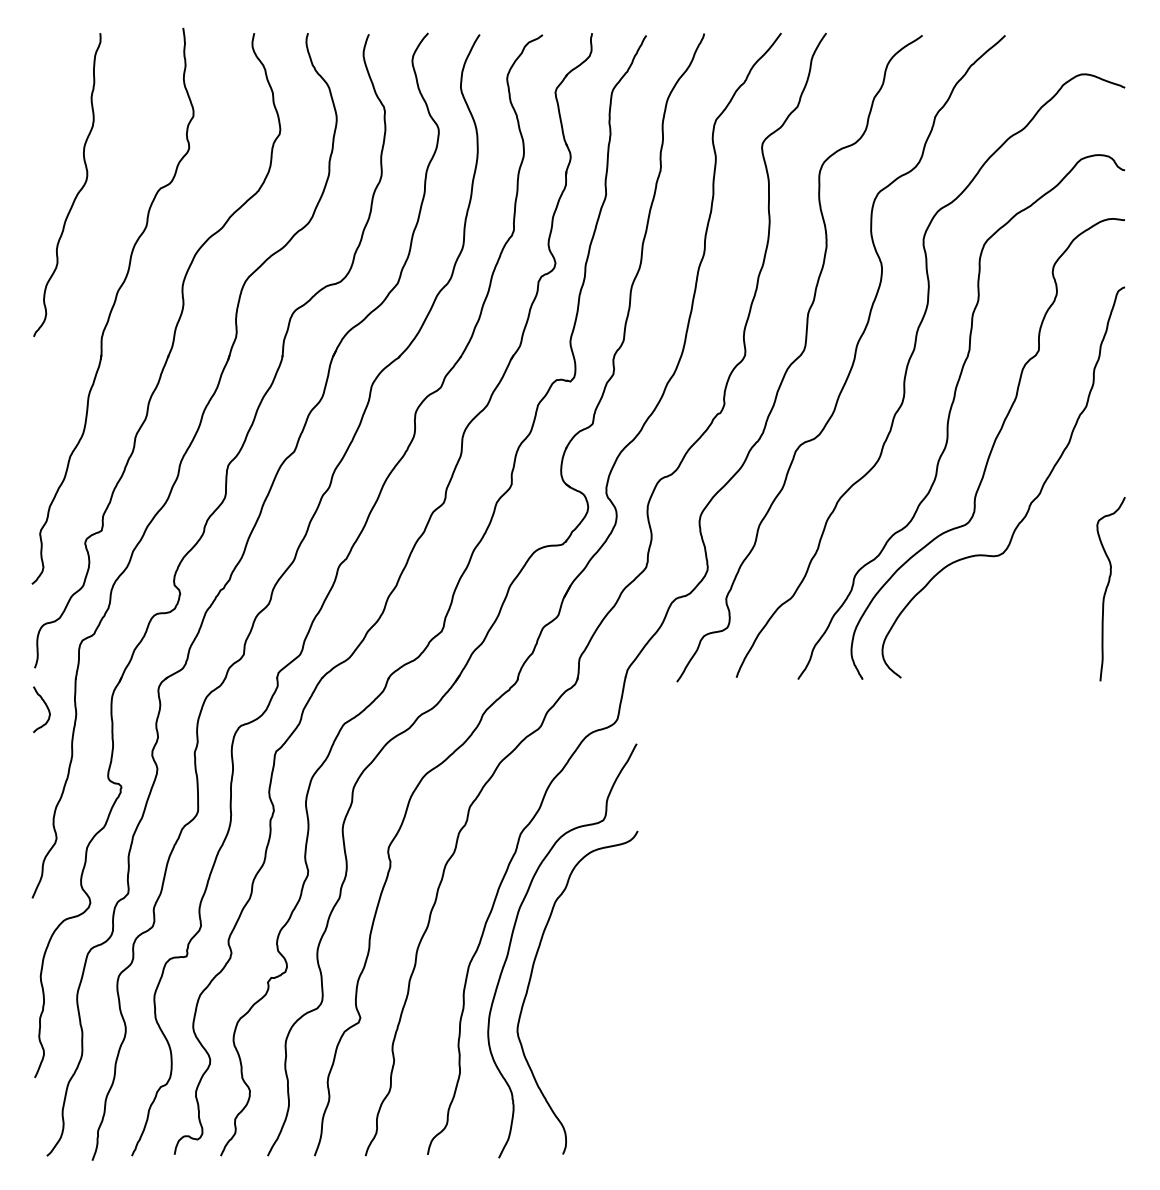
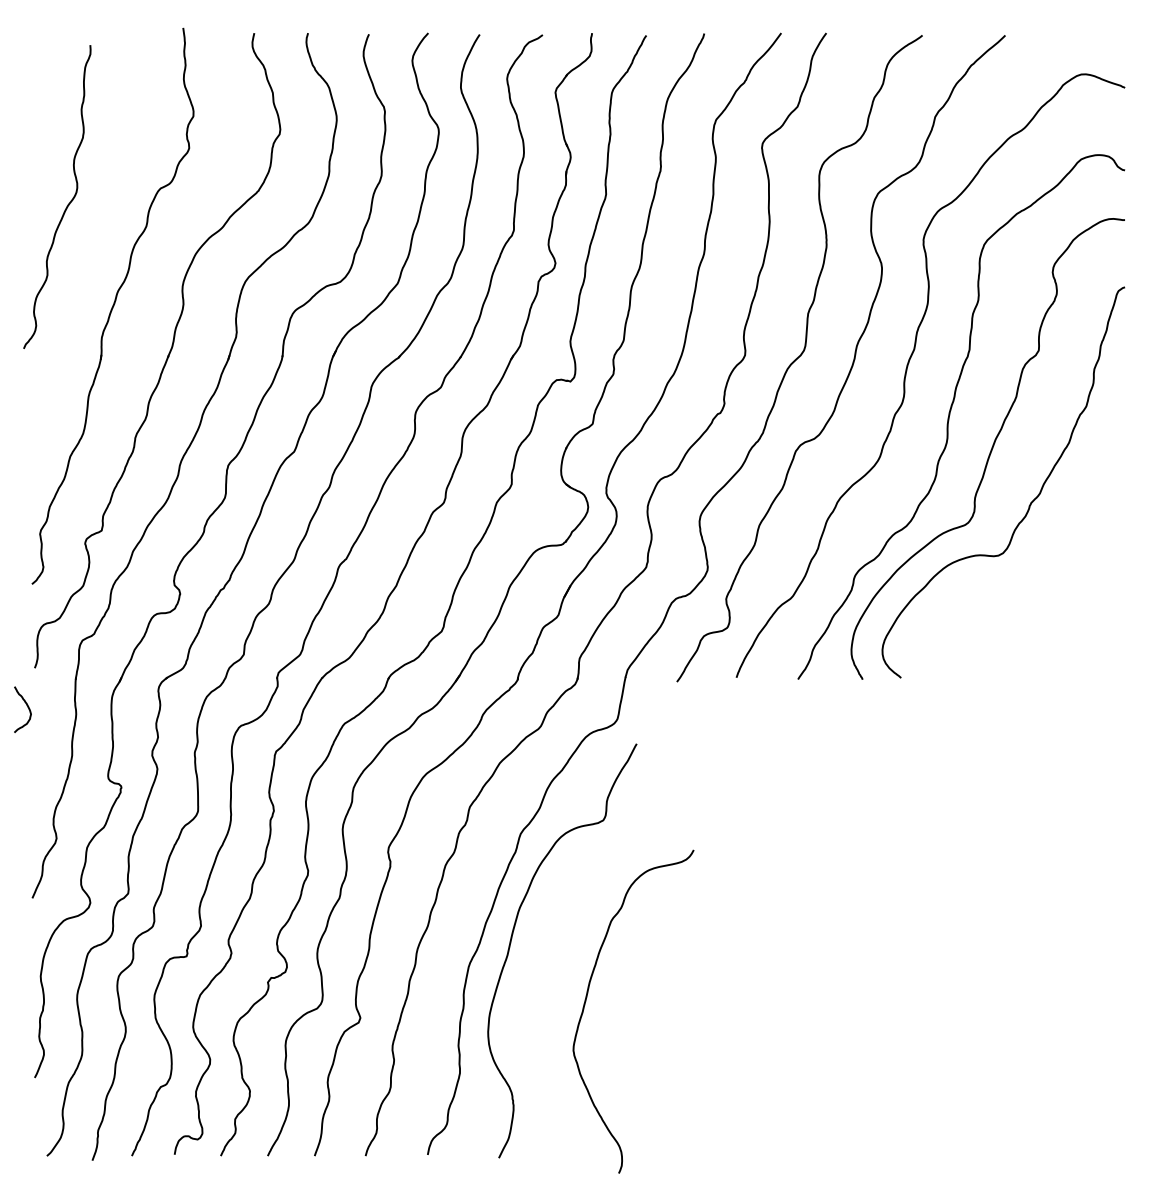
curve position: (77, 192) -> (67, 204) (67, 204)
curve: present -> none (1107, 589)
curve position: (46, 707) -> (27, 707) (27, 707)
curve position: (530, 982) -> (586, 1001) (586, 1001)
